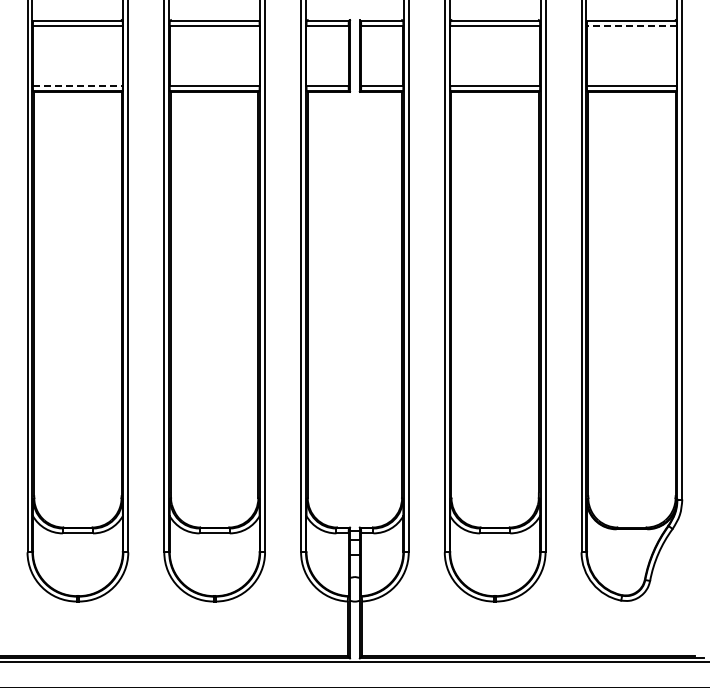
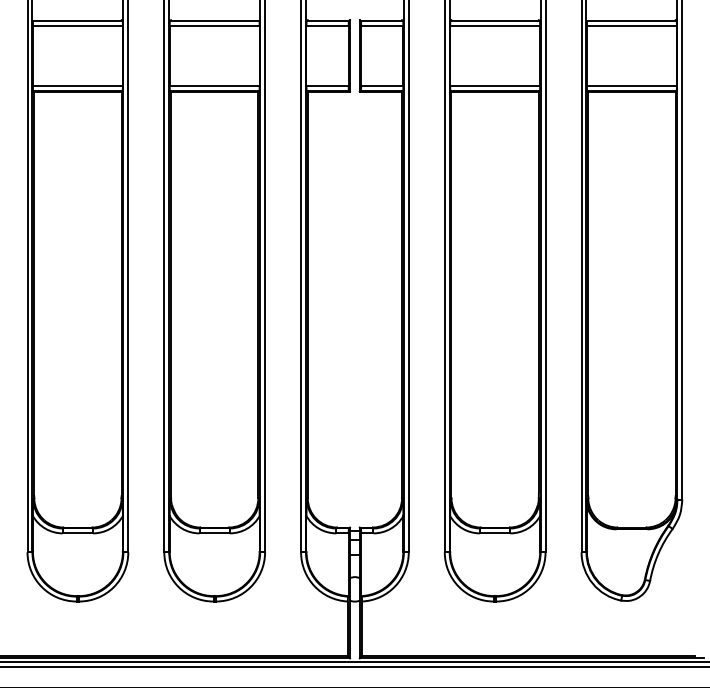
line: dashed -> solid (631, 25)
line: dashed -> solid (77, 86)
line: none -> present (354, 667)
